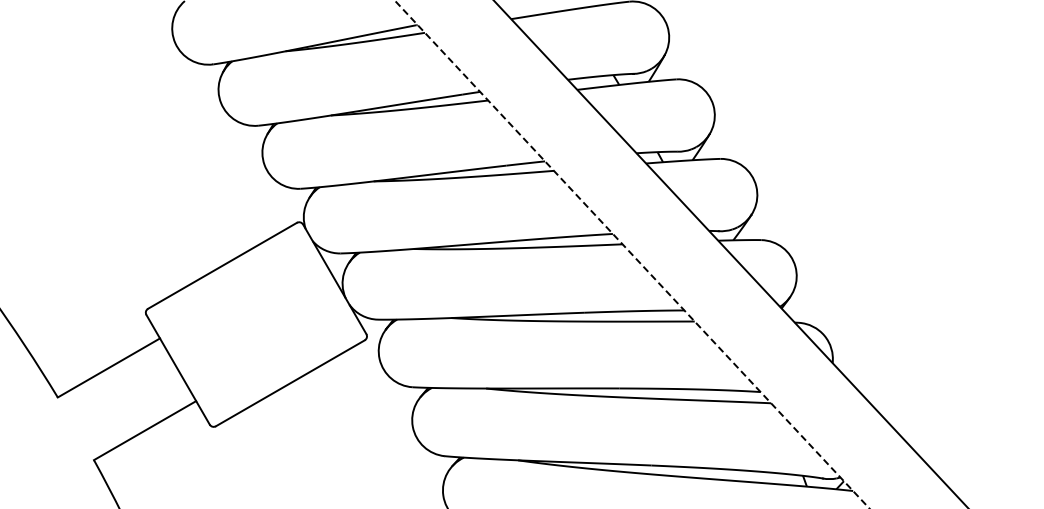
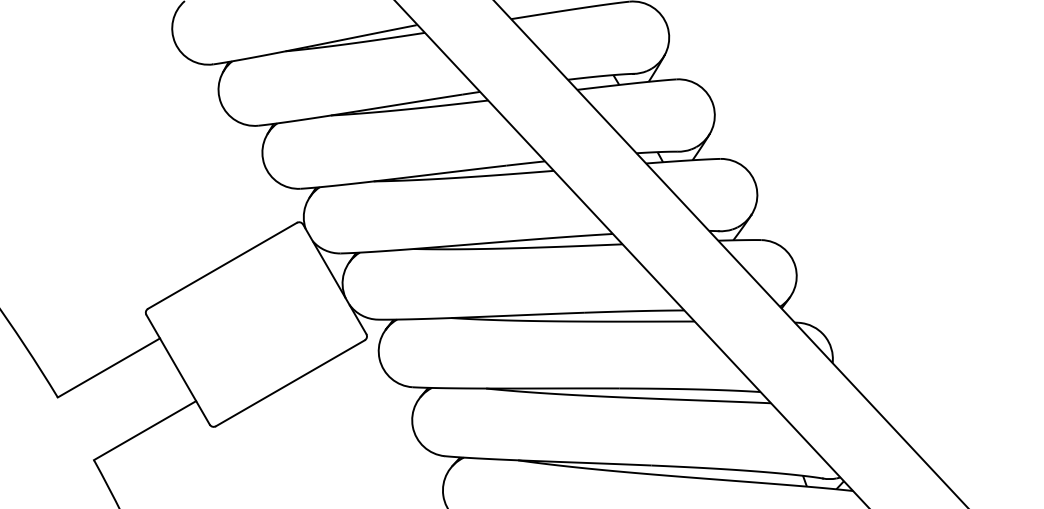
line: dashed -> solid (631, 254)
